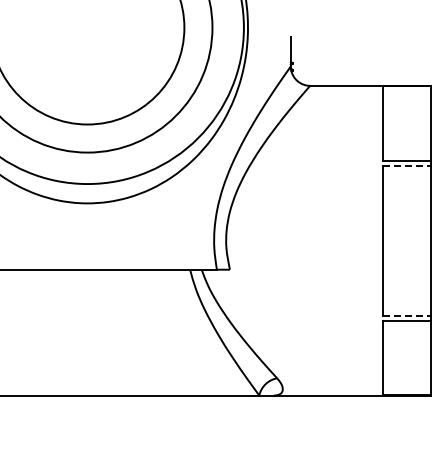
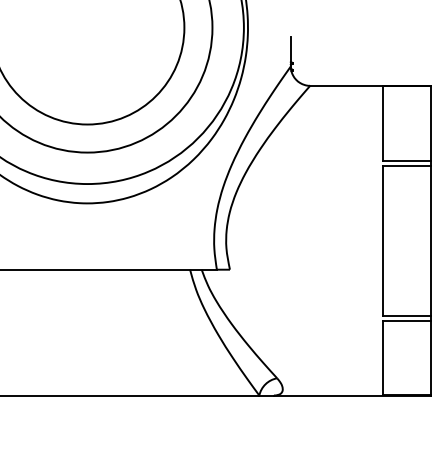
line: dashed -> solid (407, 165)
line: dashed -> solid (407, 315)
